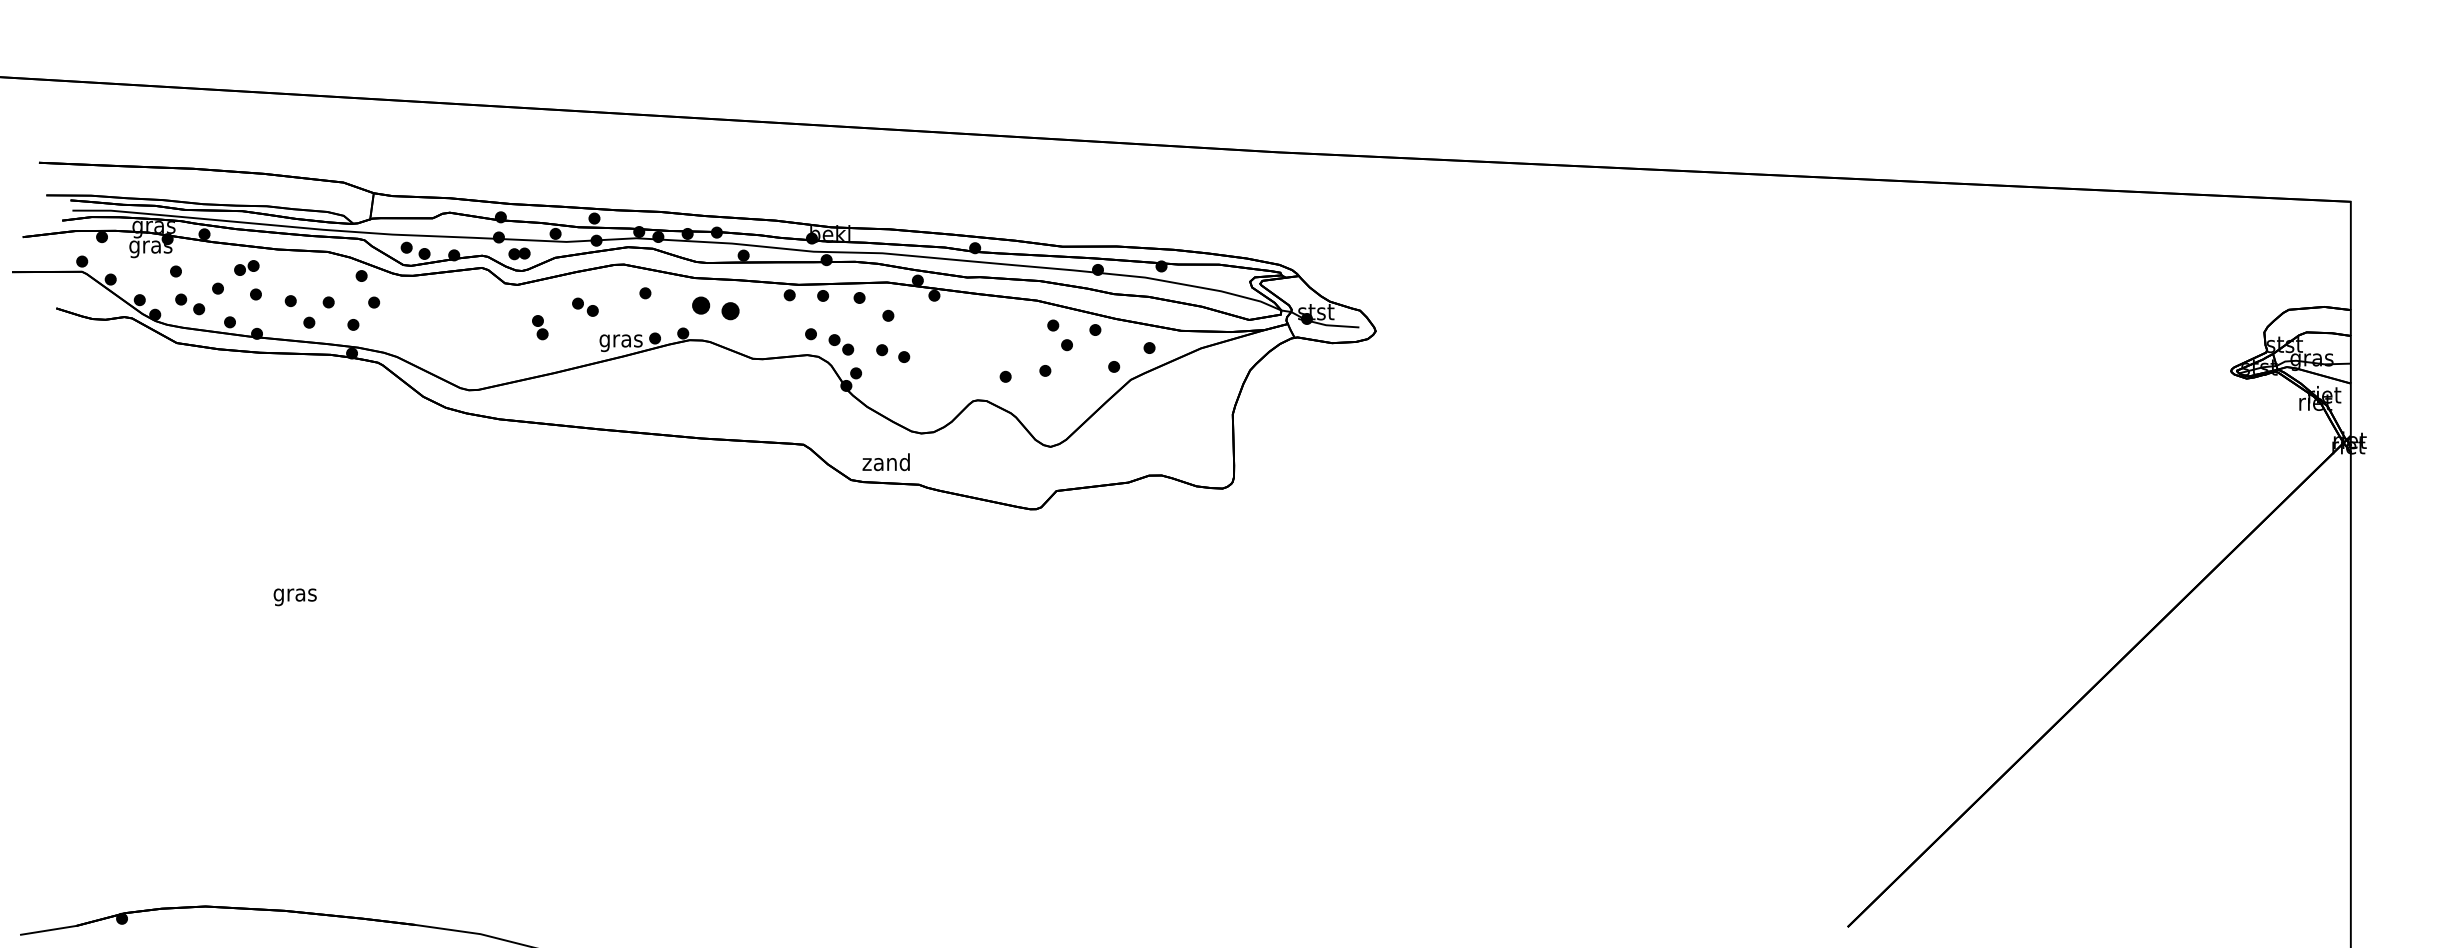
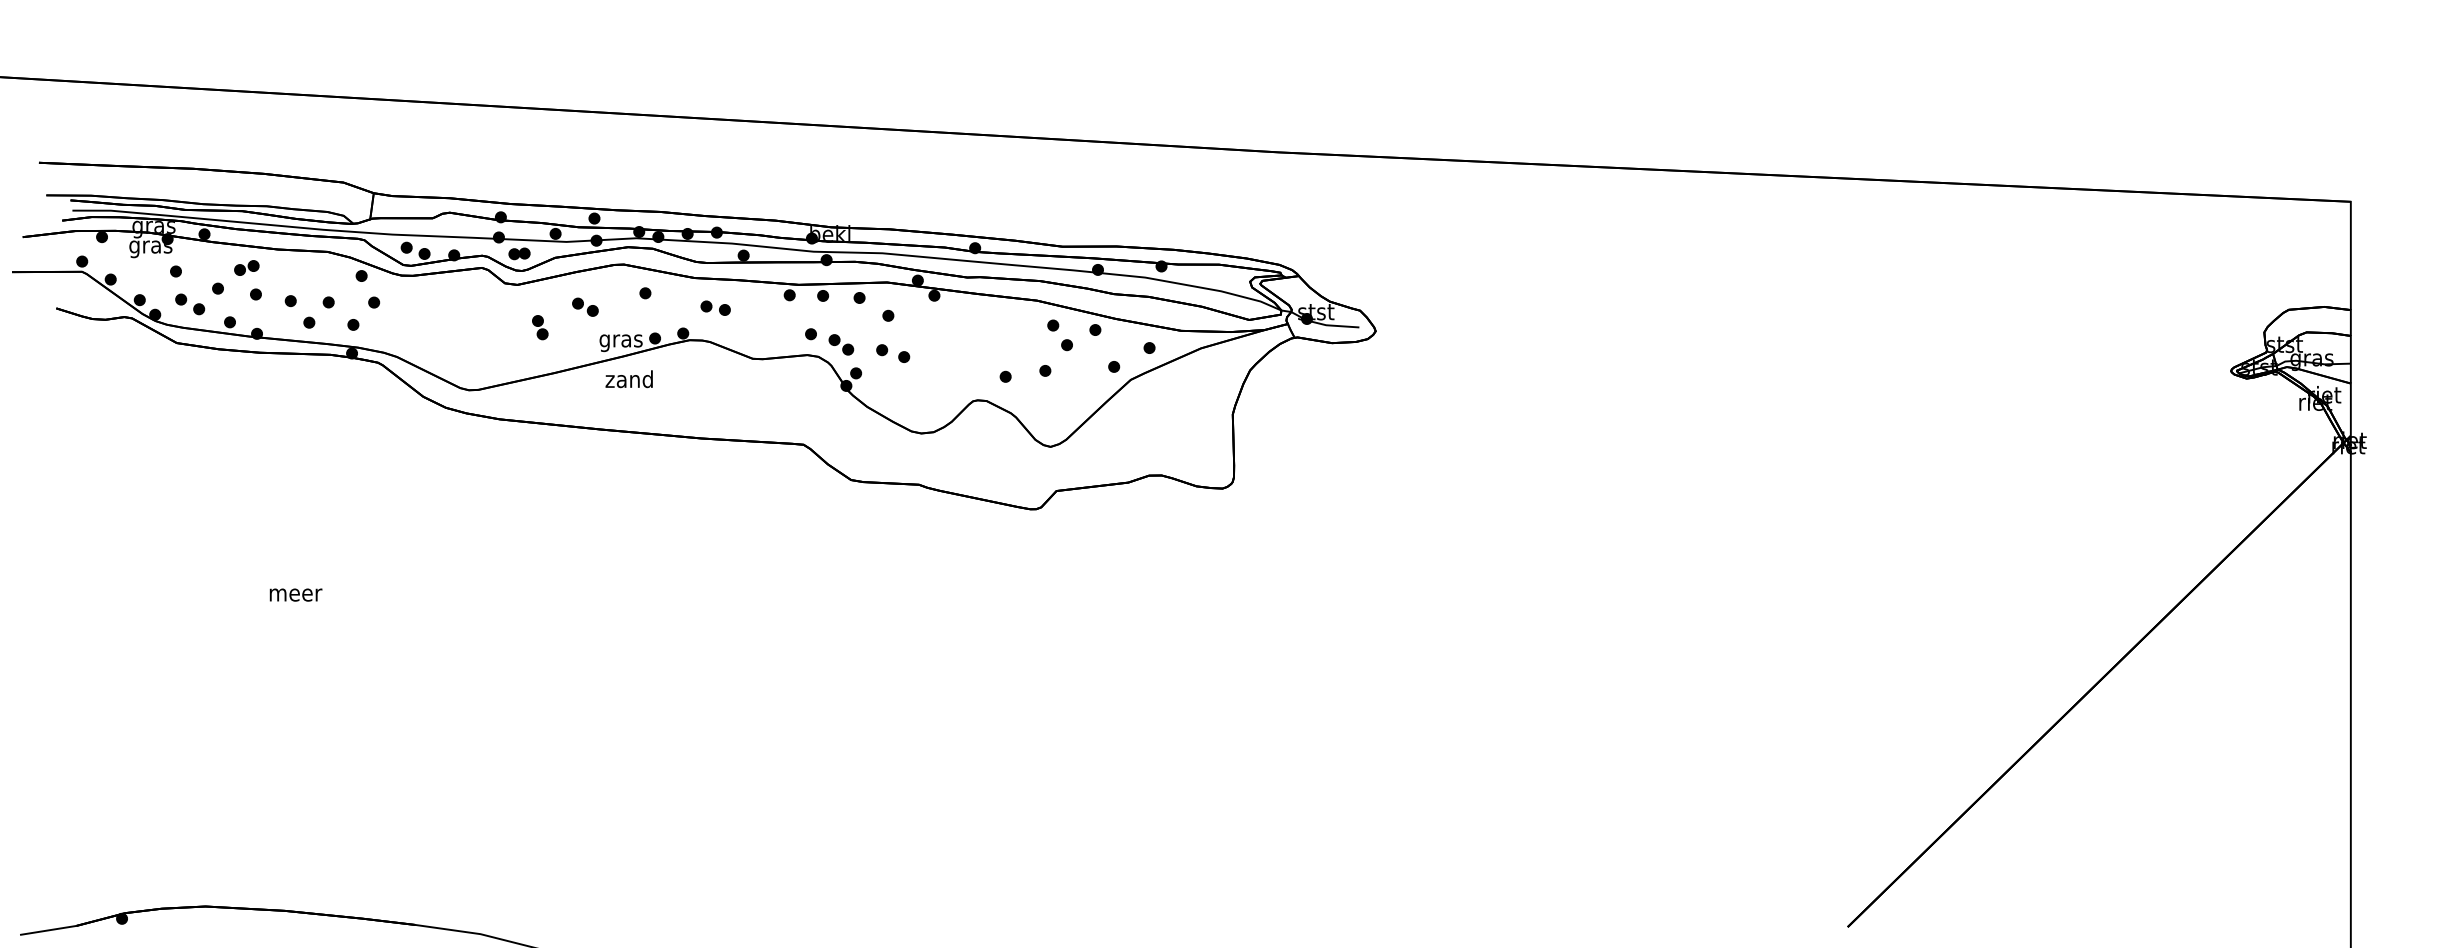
part size: 48x25 px -> 31x16 px (715, 307)
text position: (885, 462) -> (628, 379) (628, 379)
text: gras -> meer (295, 597)
